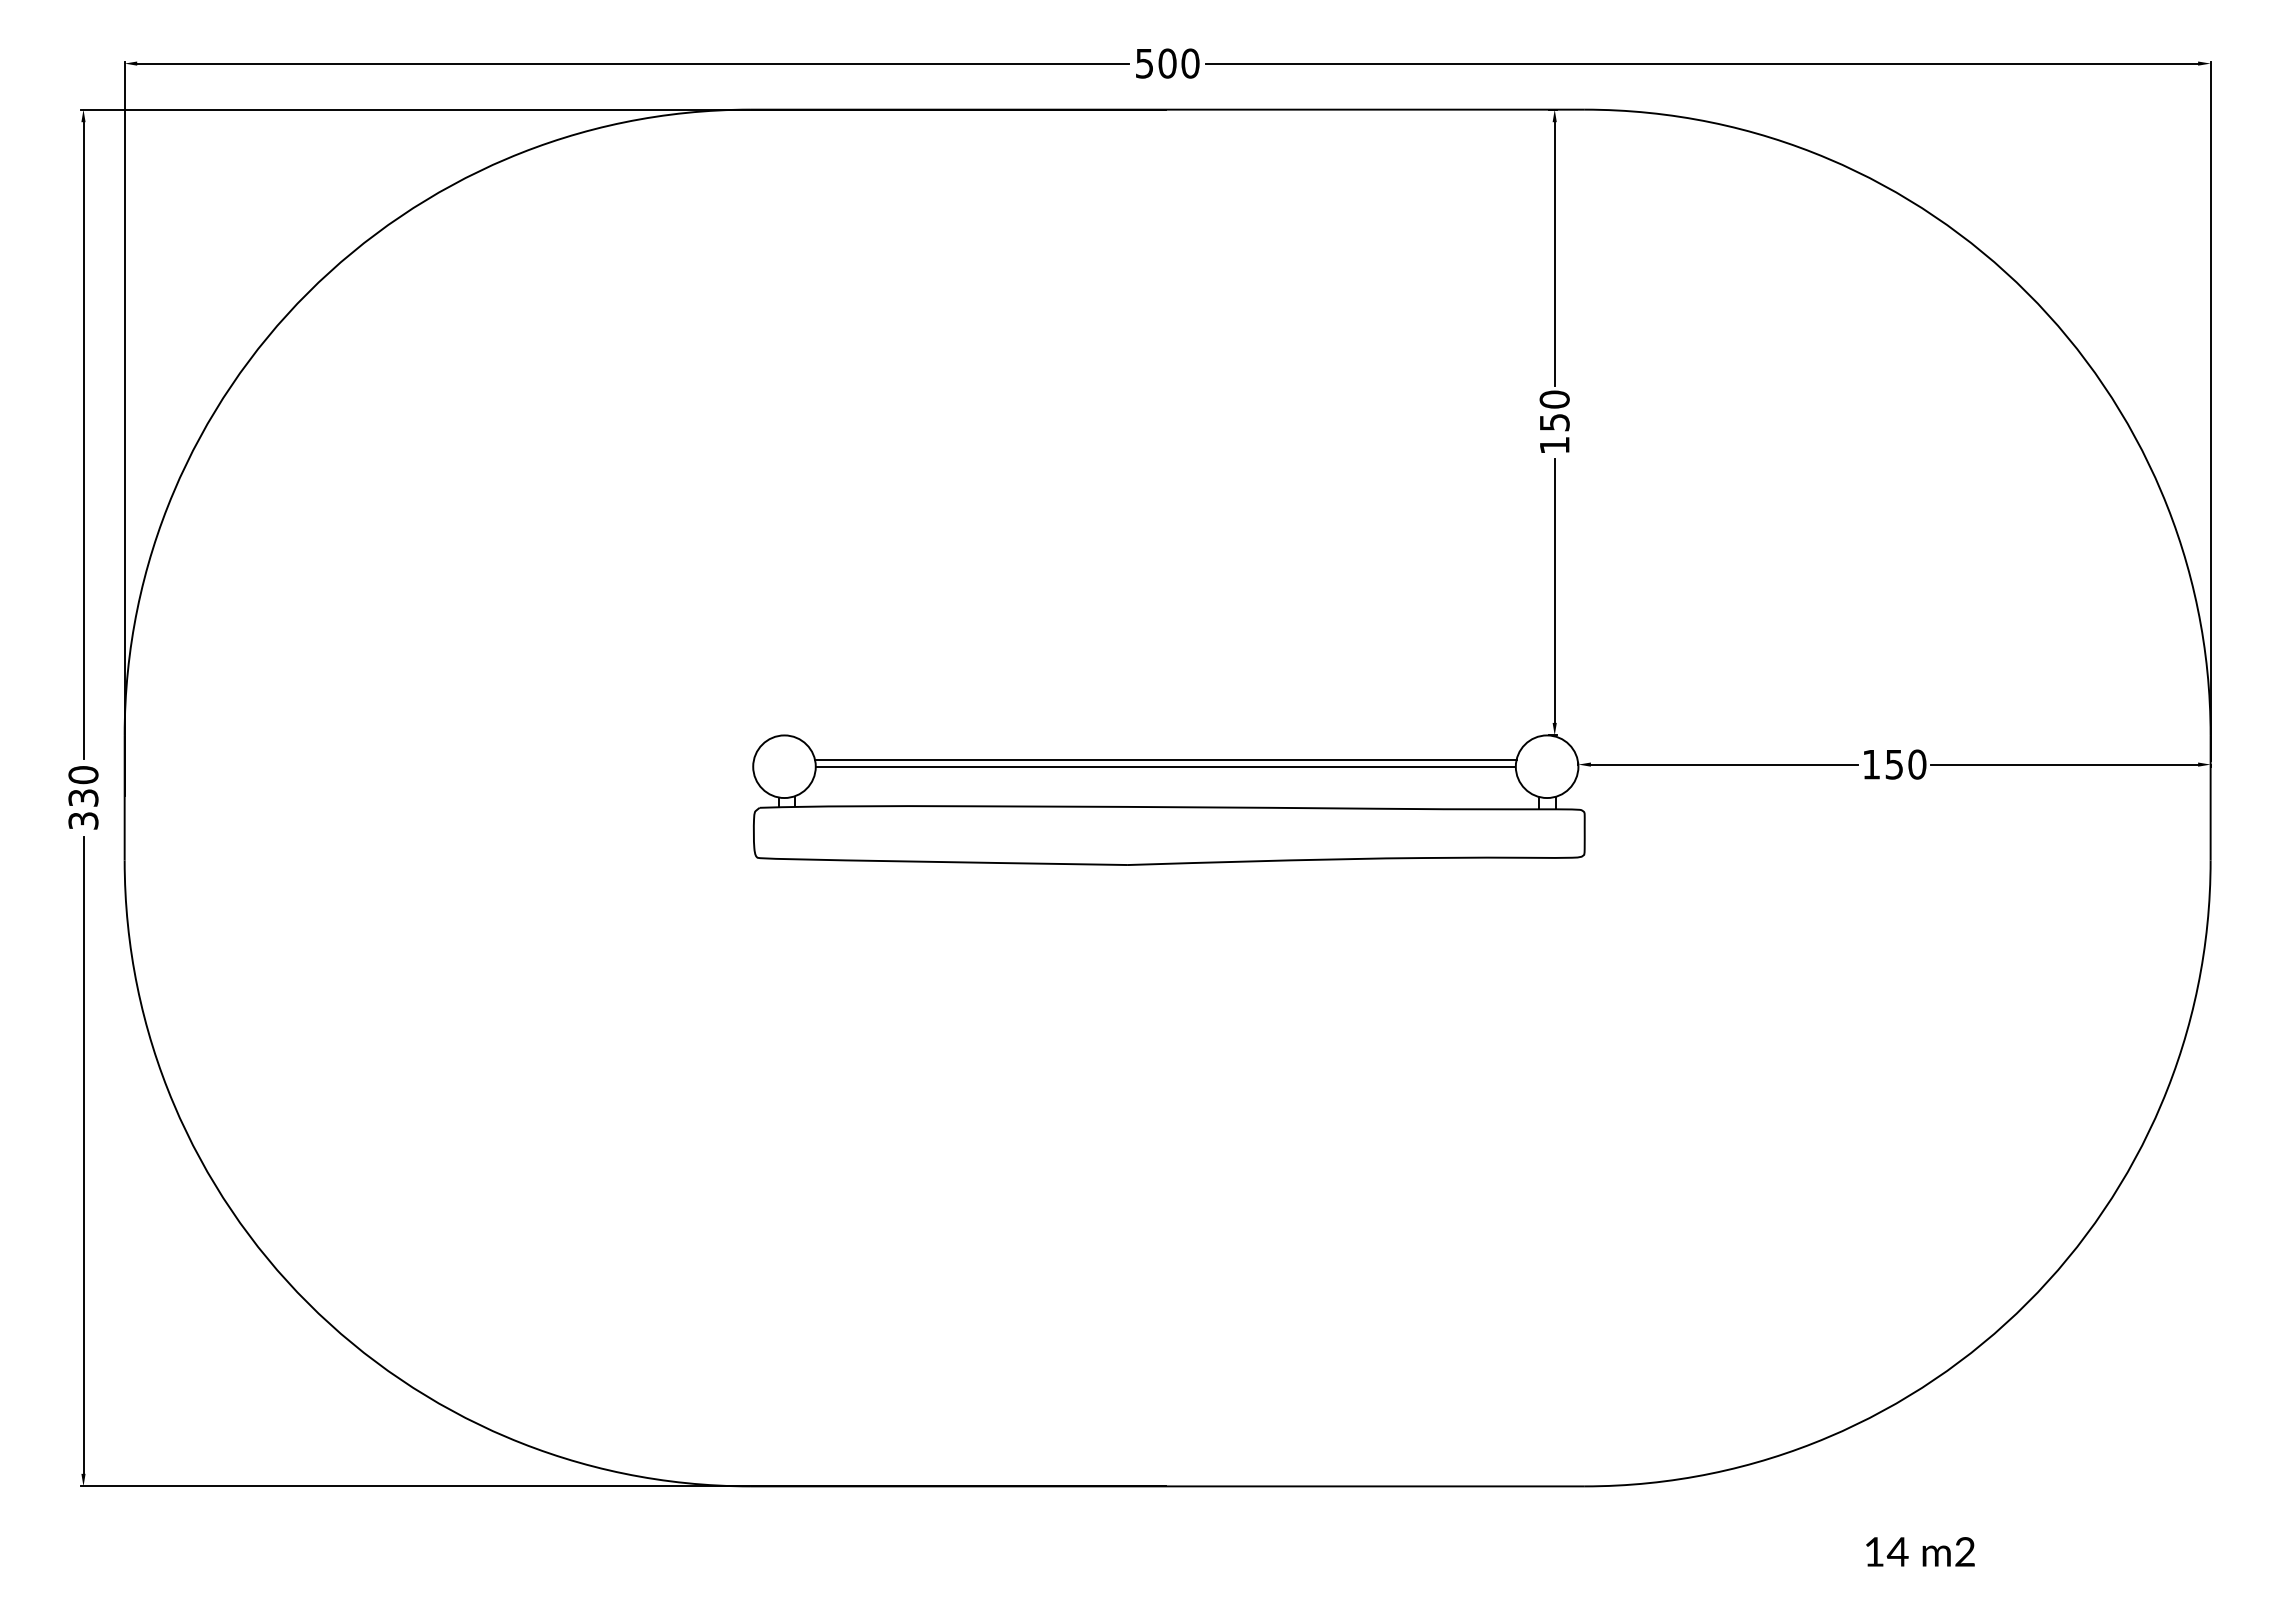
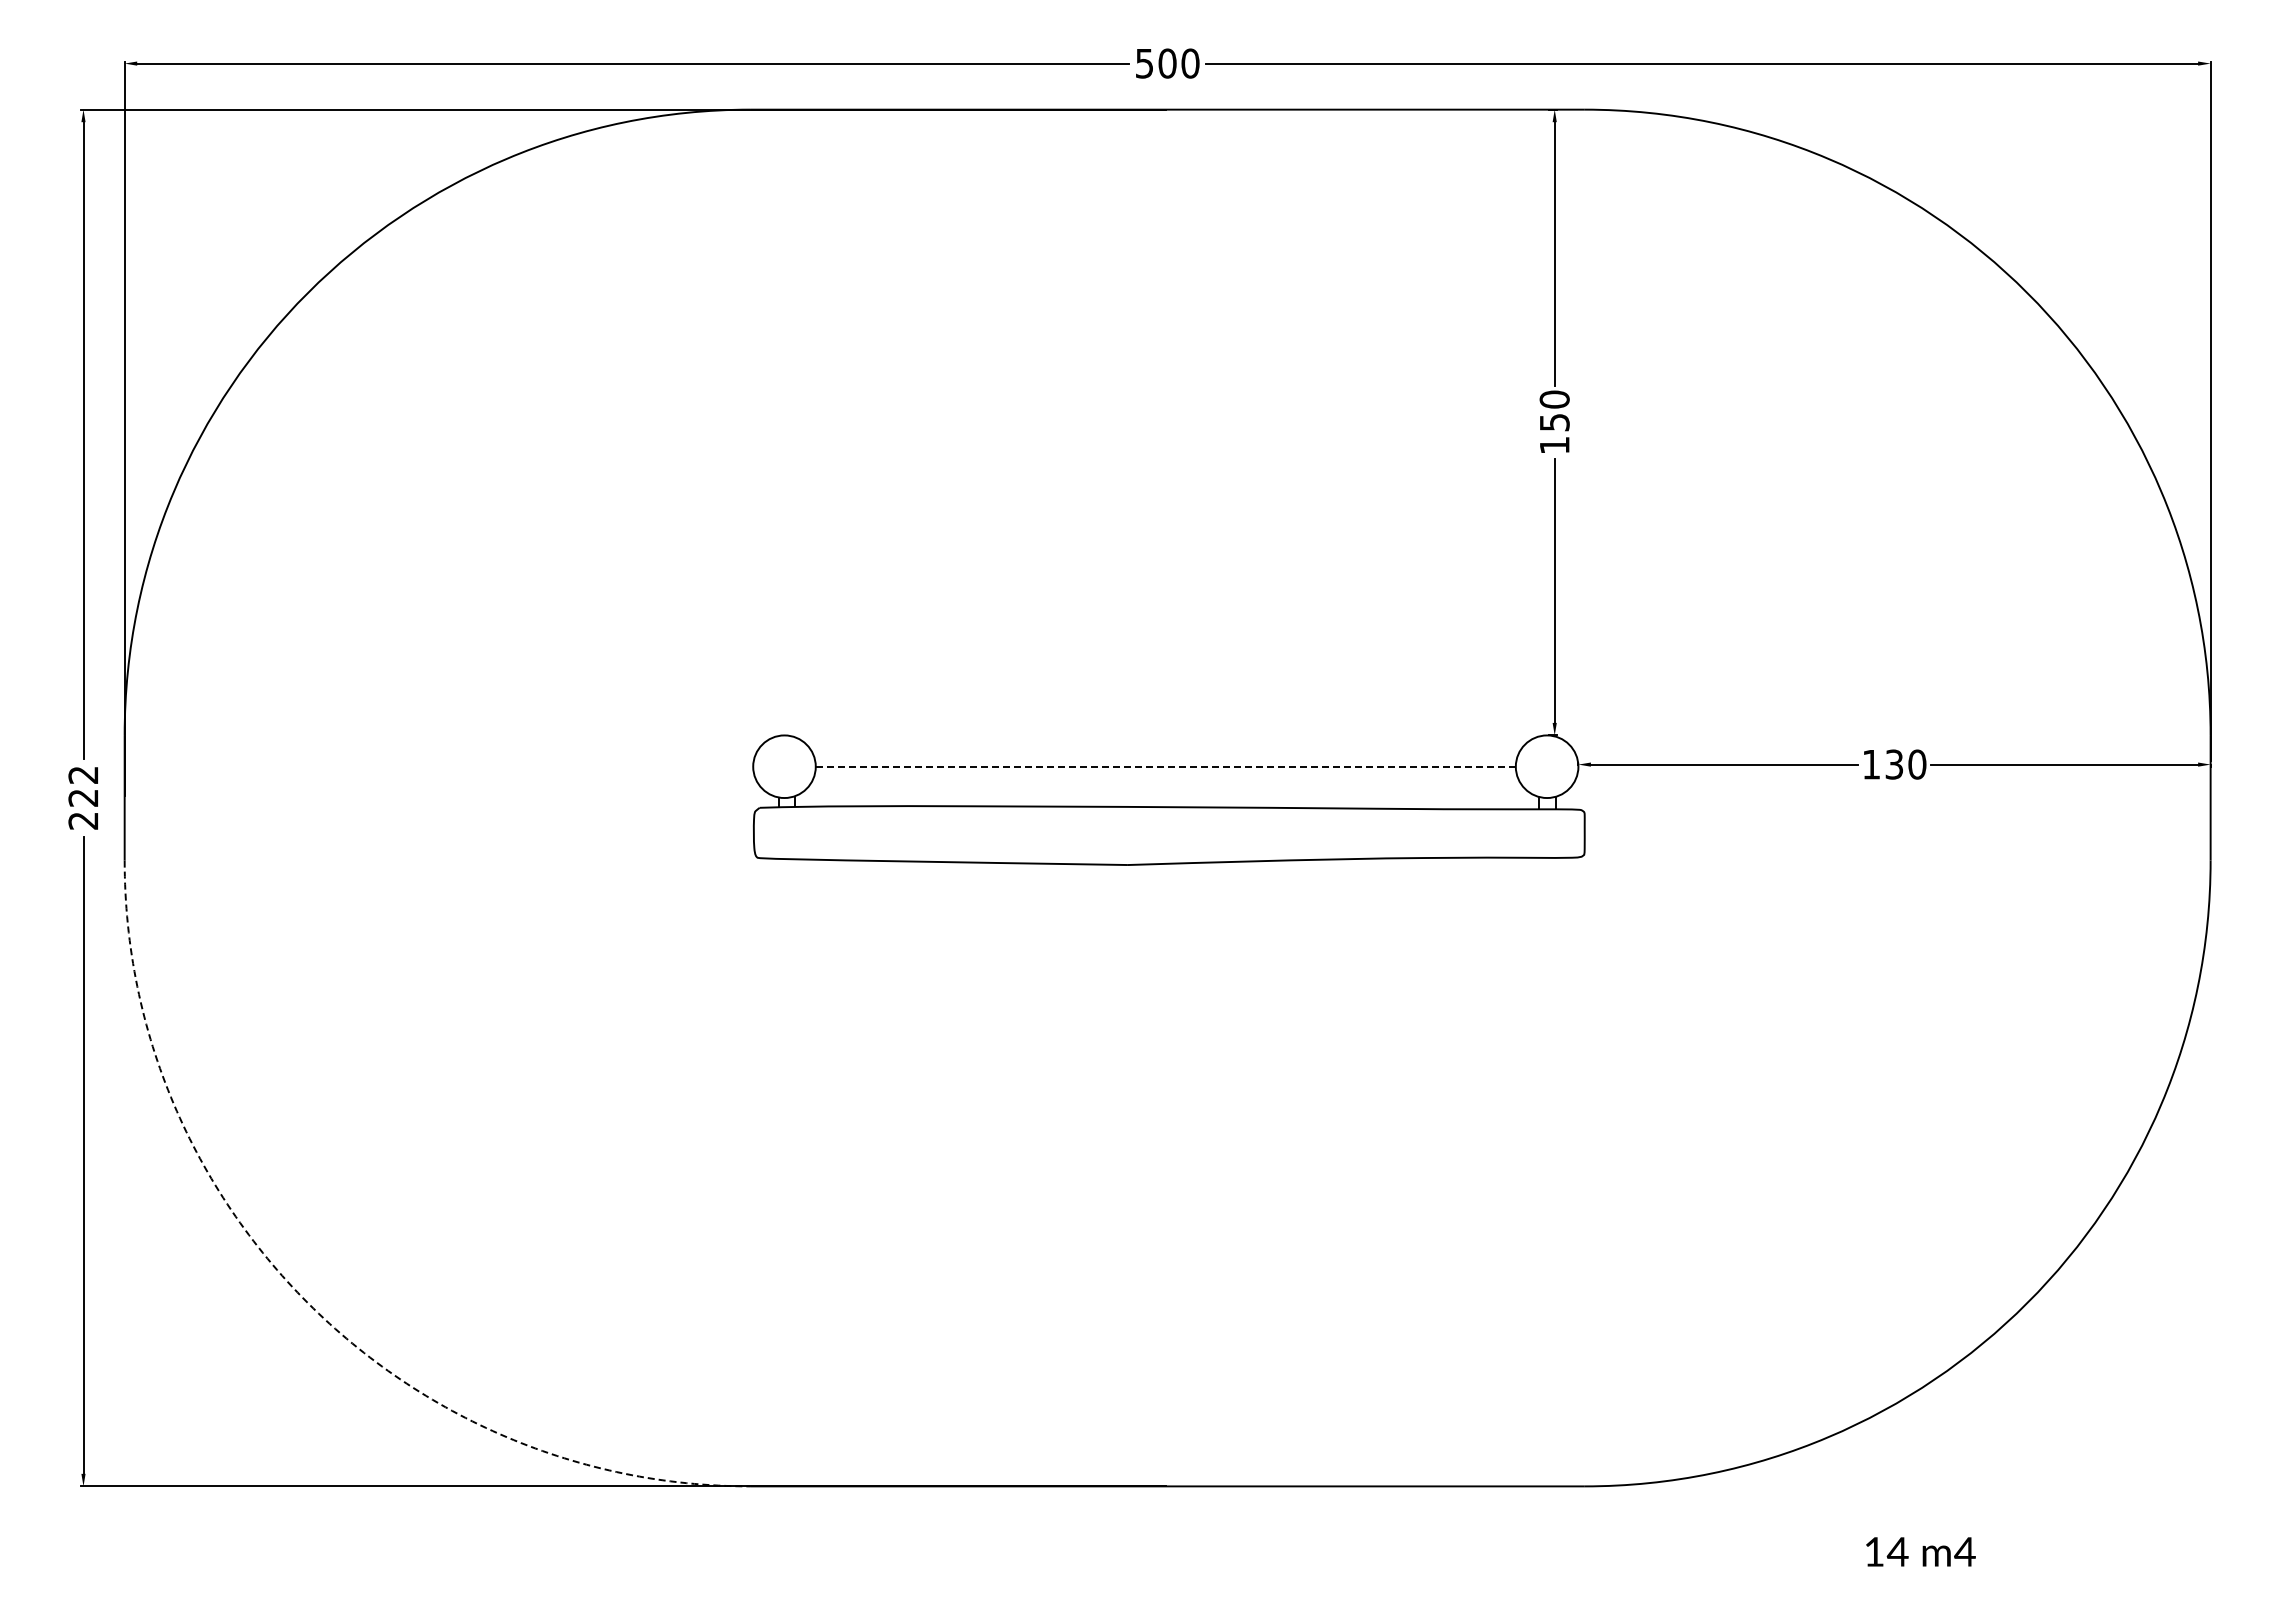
line: present -> none (1165, 760)
text: 150 -> 130 (1894, 764)
line: solid -> dashed (1166, 766)
text: 330 -> 222 (83, 797)
arc: solid -> dashed (307, 1303)
text: m2 -> m4 (1964, 1551)
